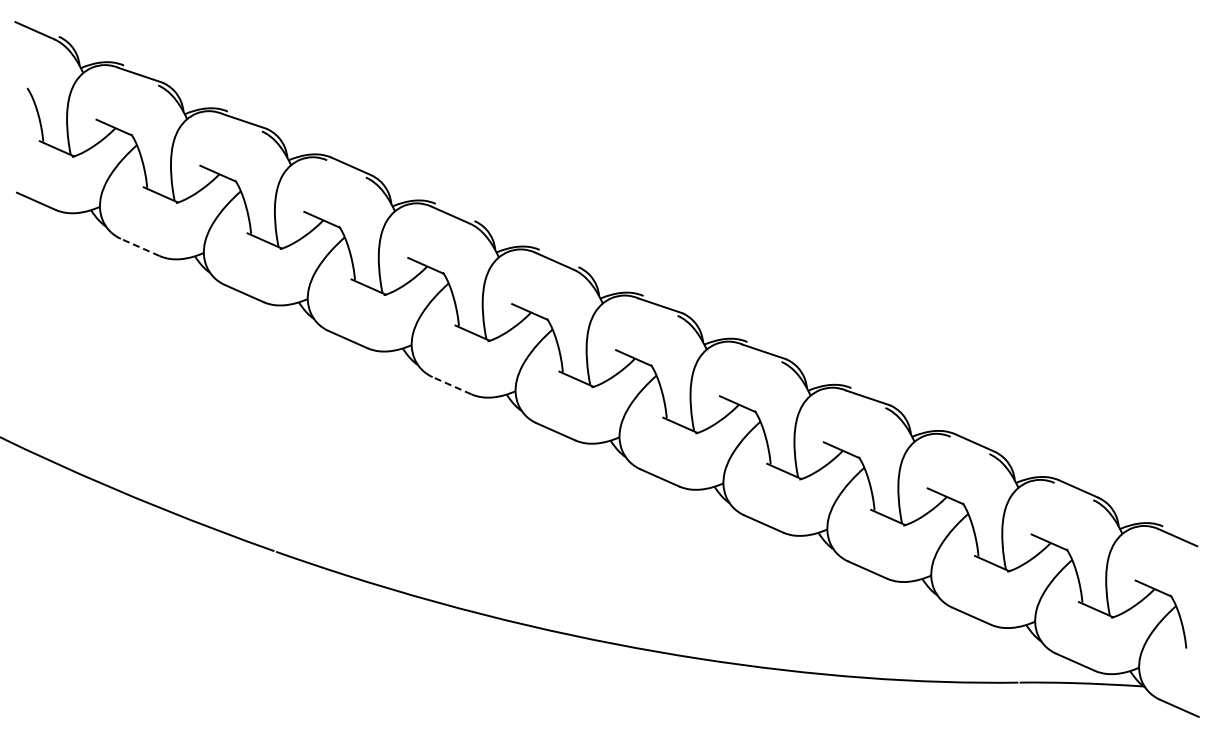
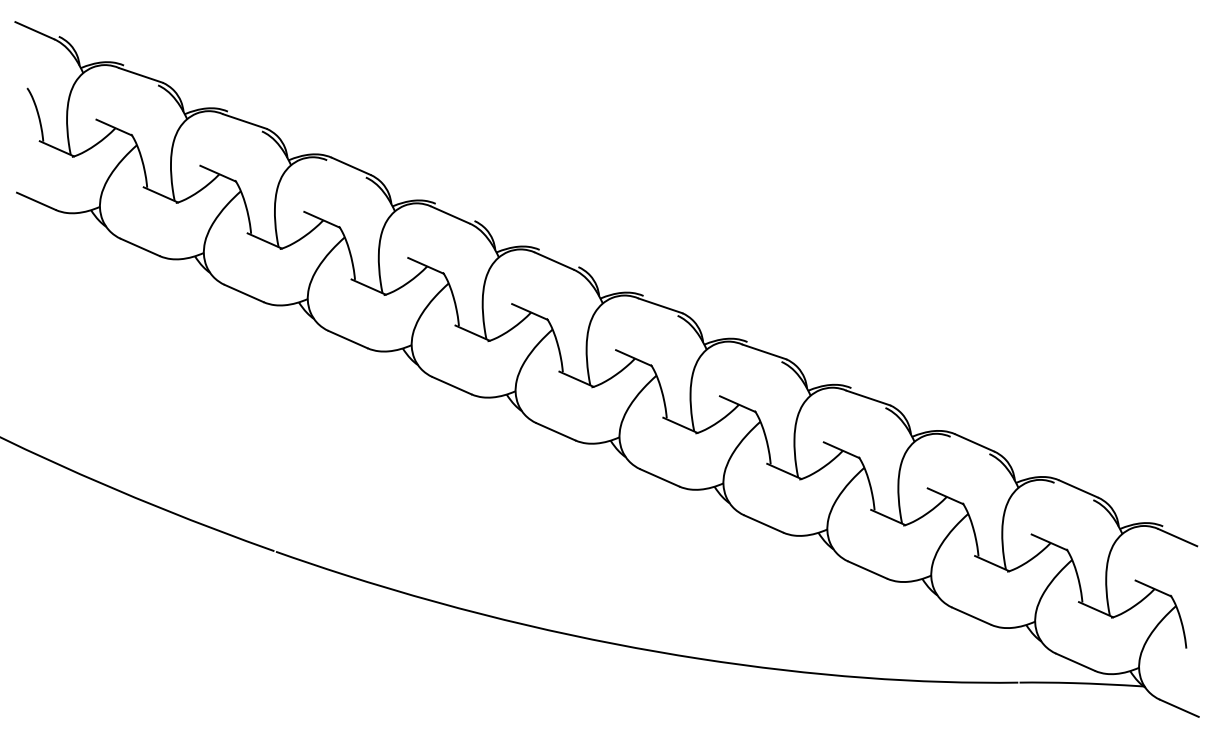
line: dashed -> solid (139, 247)
line: dashed -> solid (451, 385)
